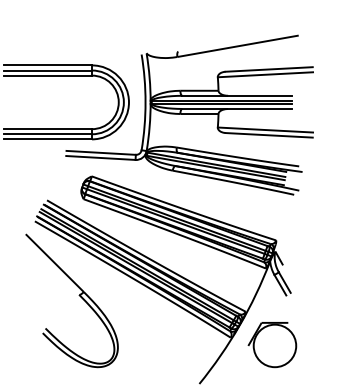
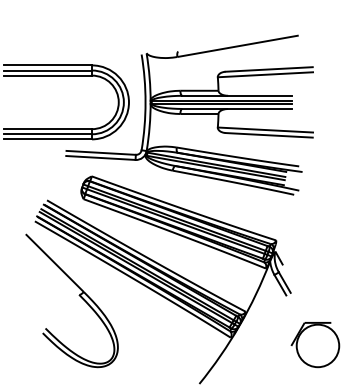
part position: (272, 345) -> (315, 345) (315, 345)
